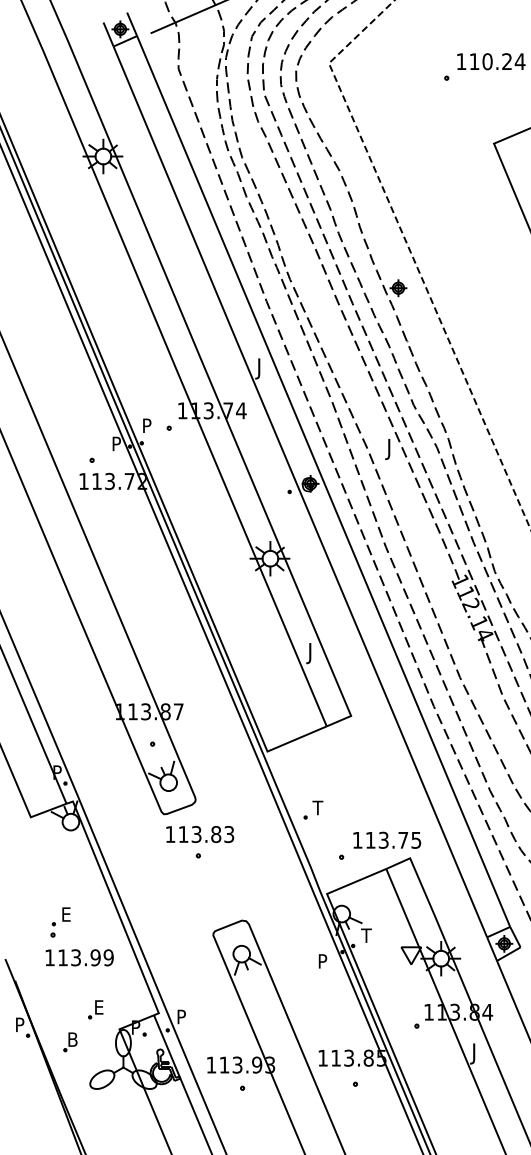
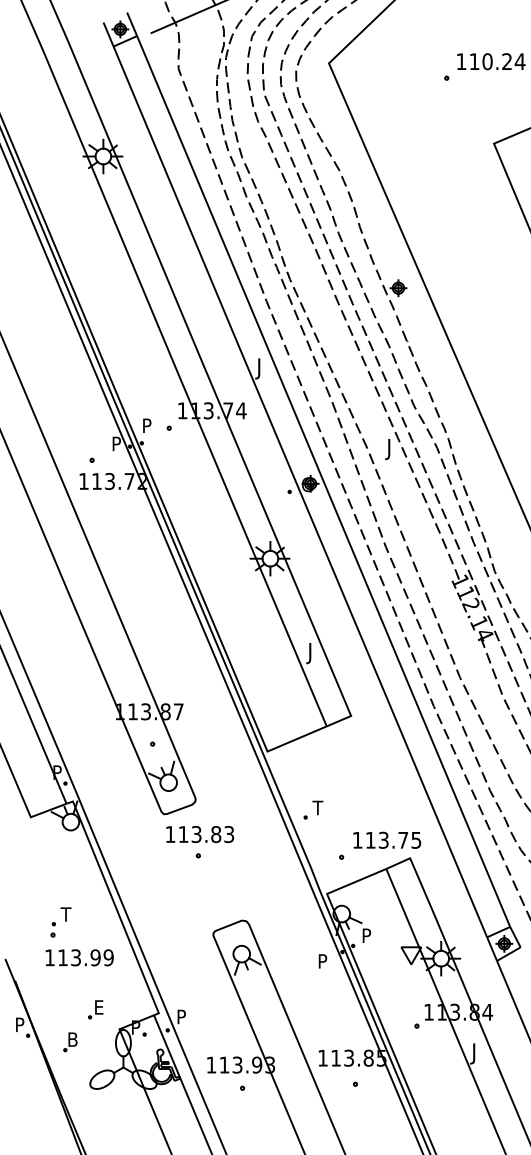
line: dashed -> solid (411, 254)
text: E -> T (65, 914)
text: T -> P (366, 935)
